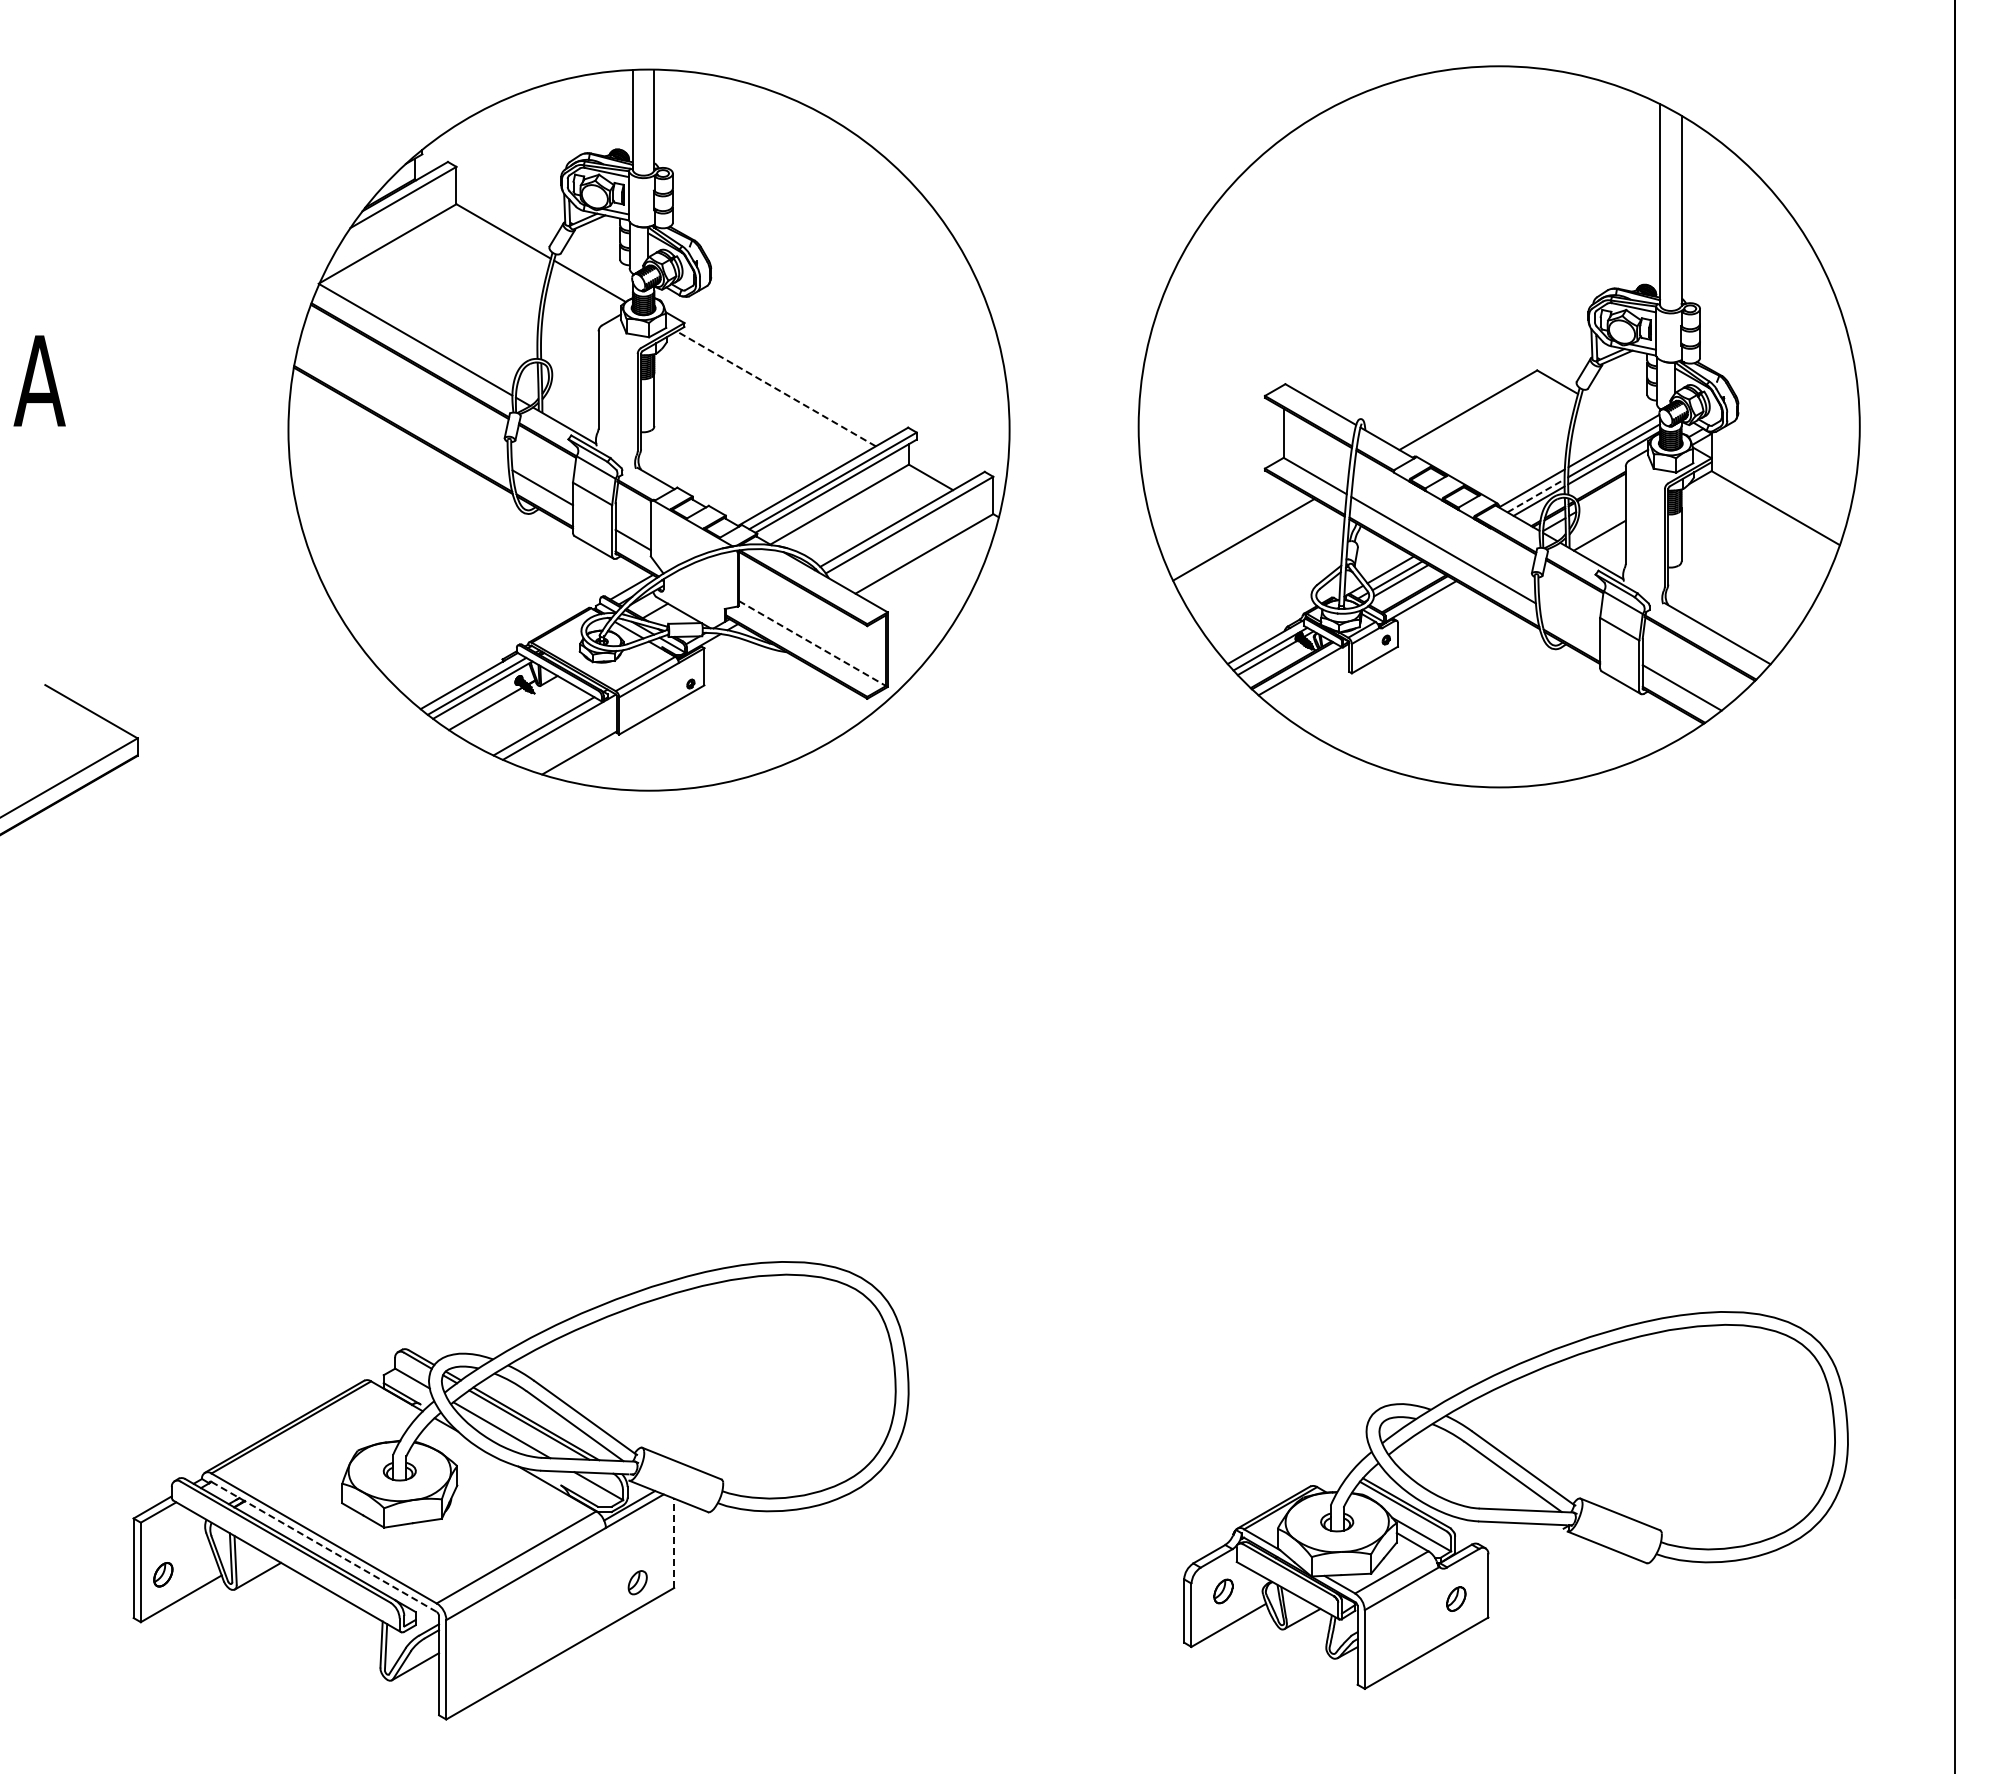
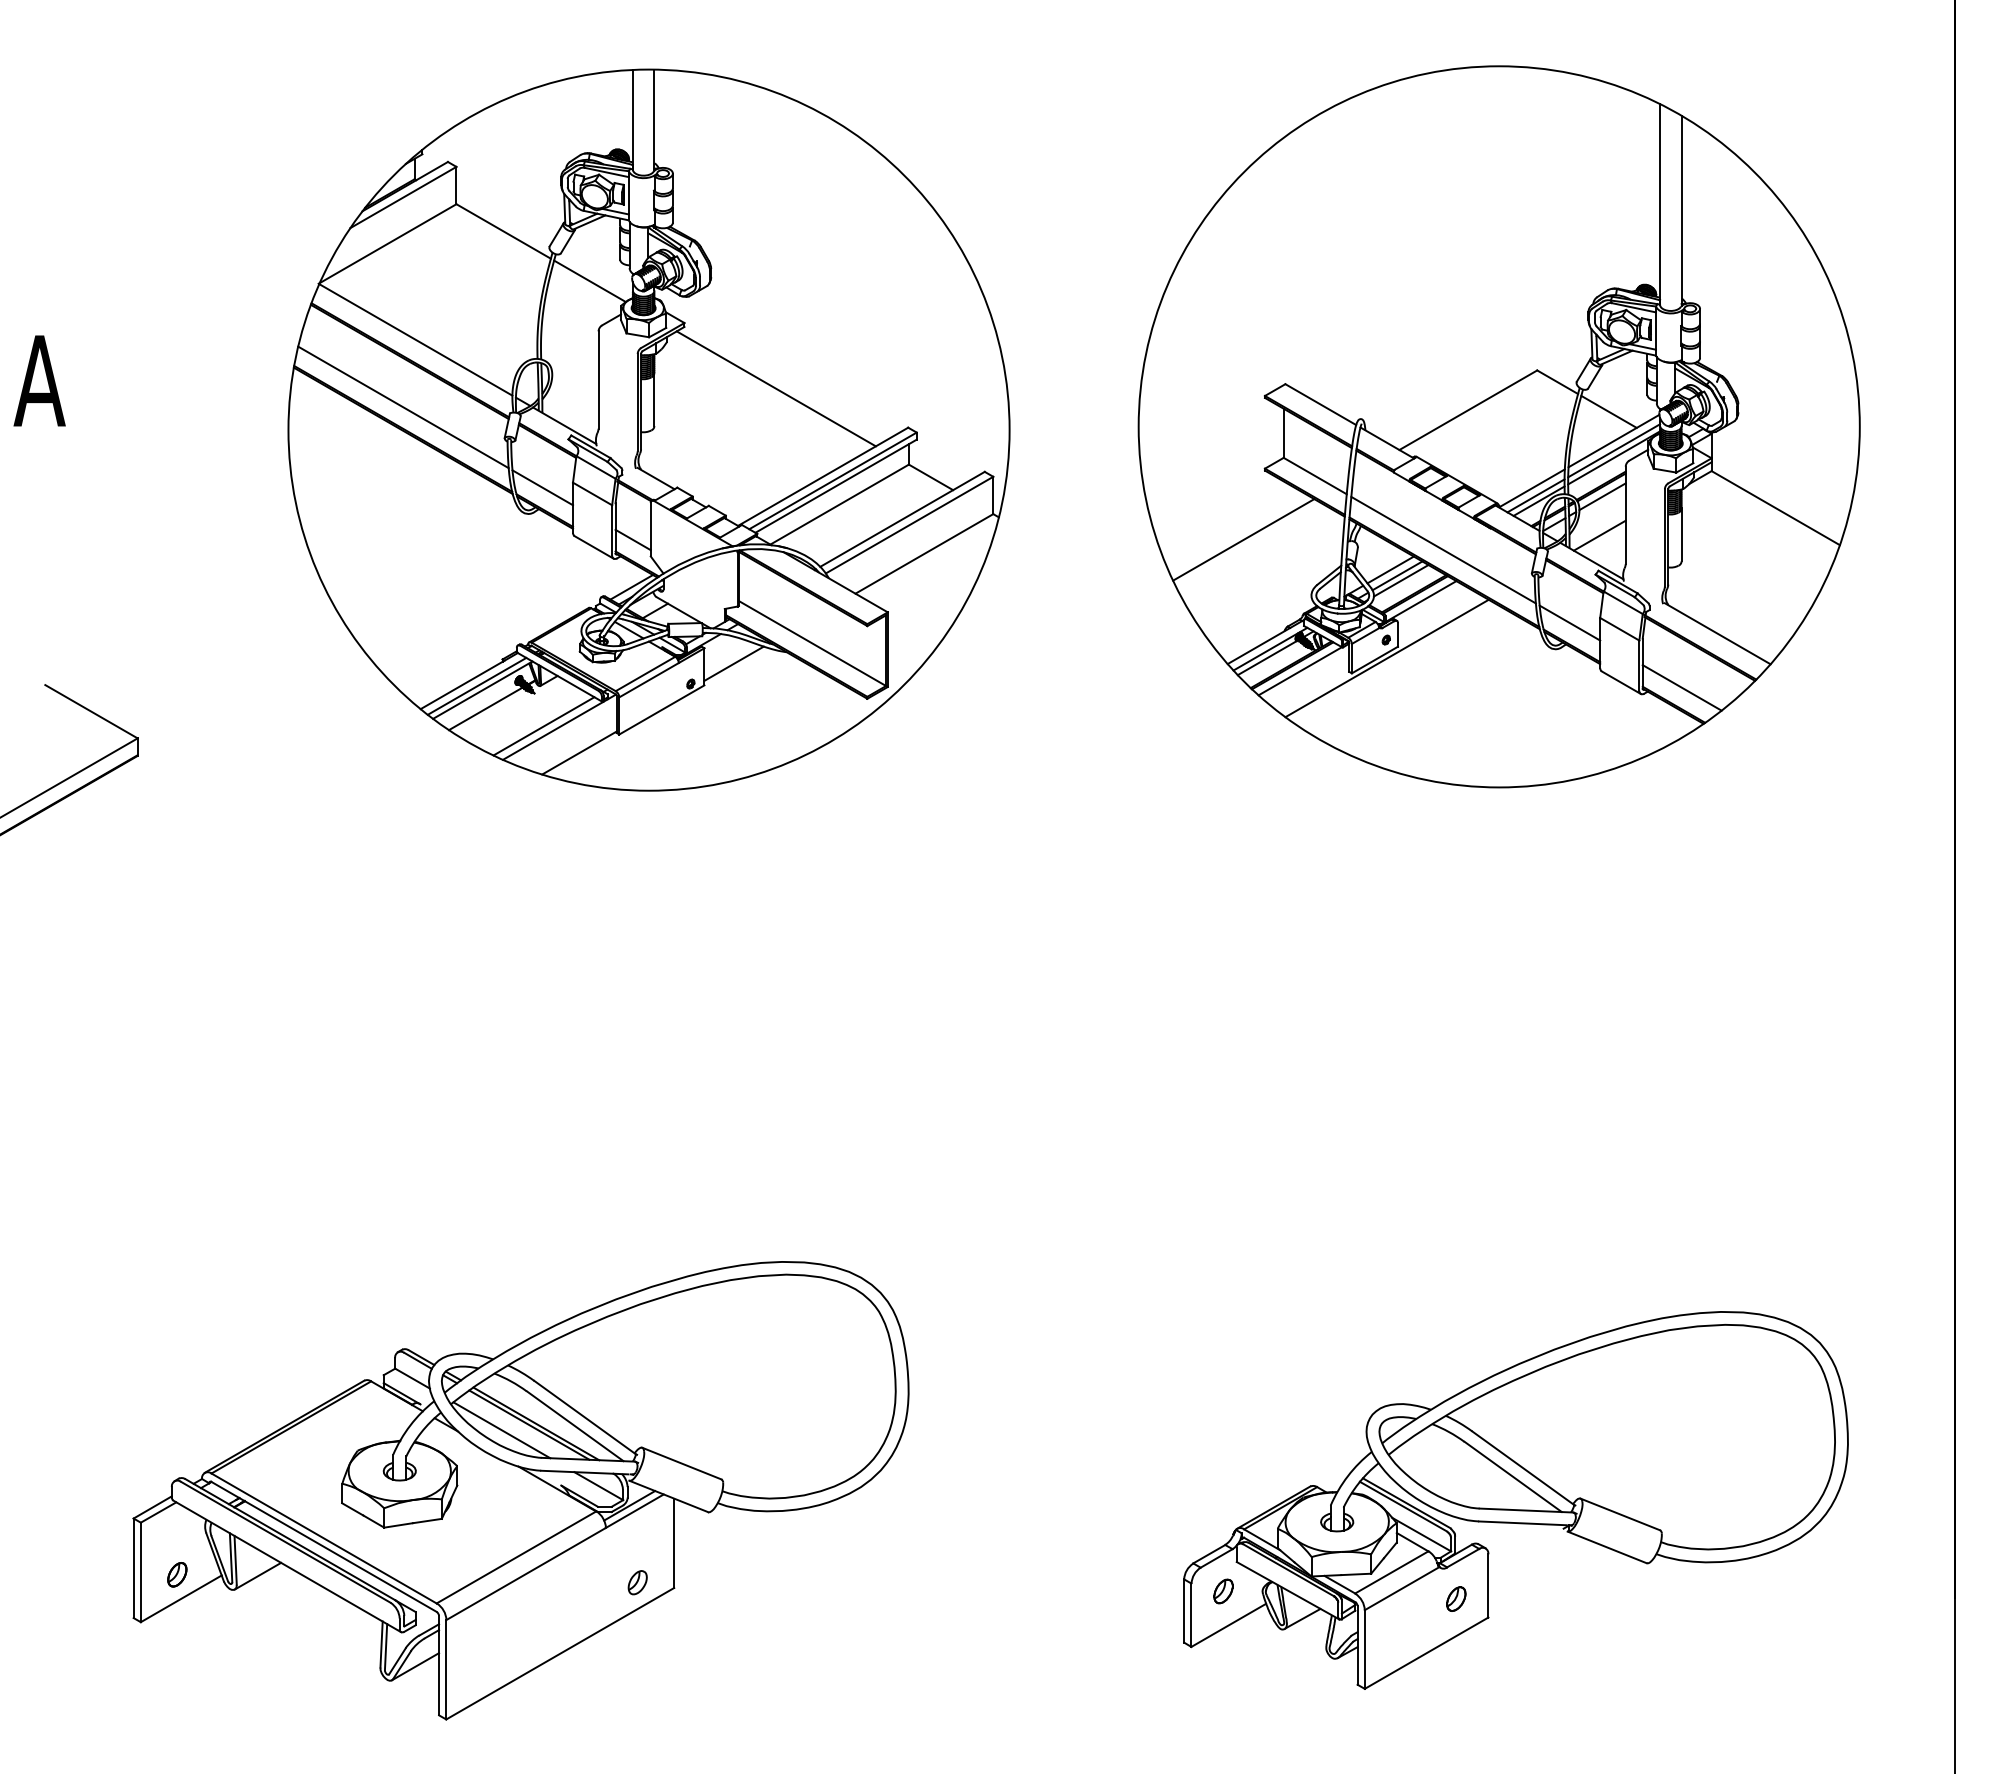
line: dashed -> solid (776, 388)
line: none -> present (403, 407)
line: none -> present (1608, 411)
line: dashed -> solid (1536, 495)
line: none -> present (1602, 496)
line: none -> present (1569, 622)
line: dashed -> solid (812, 643)
line: none -> present (1386, 658)
line: none -> present (733, 663)
line: dashed -> solid (674, 1543)
line: dashed -> solid (324, 1546)
part position: (163, 1574) -> (177, 1574) (177, 1574)
